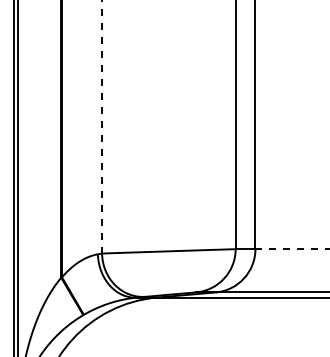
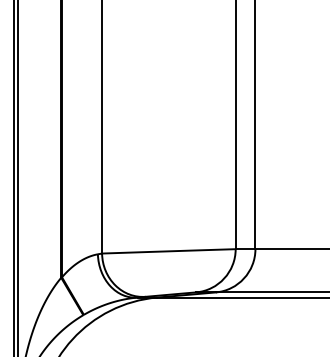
line: dashed -> solid (102, 126)
line: dashed -> solid (292, 249)
